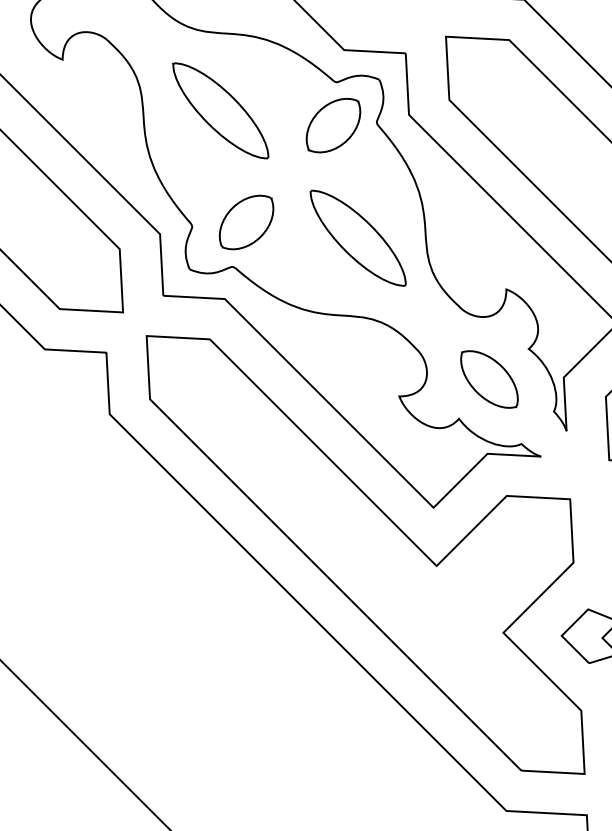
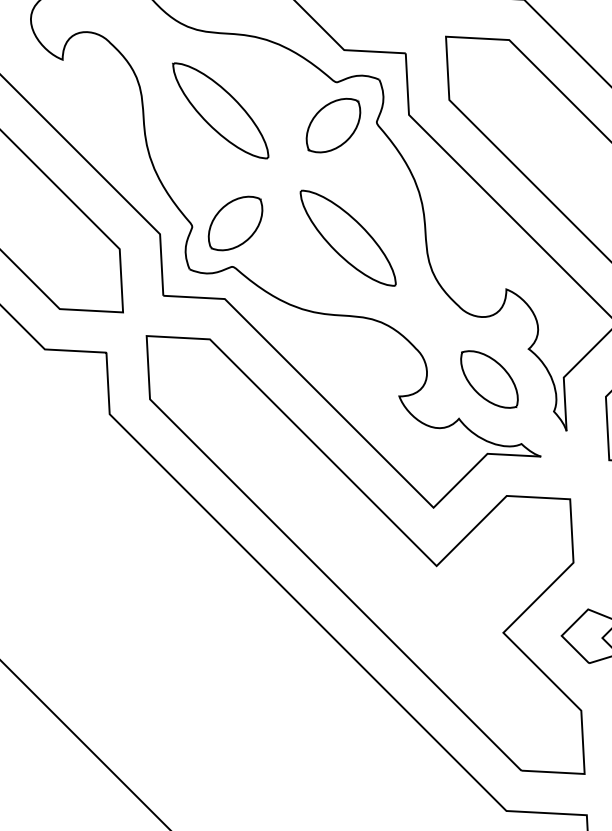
part position: (246, 222) -> (235, 223) (235, 223)
part position: (357, 237) -> (347, 237) (347, 237)
